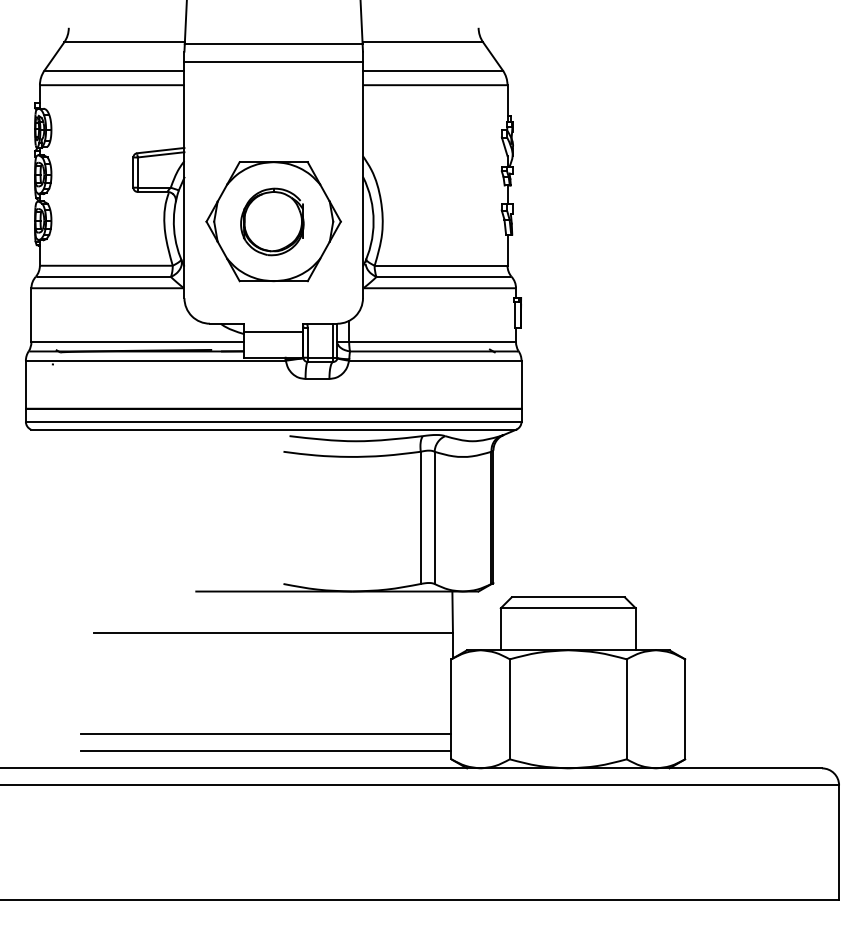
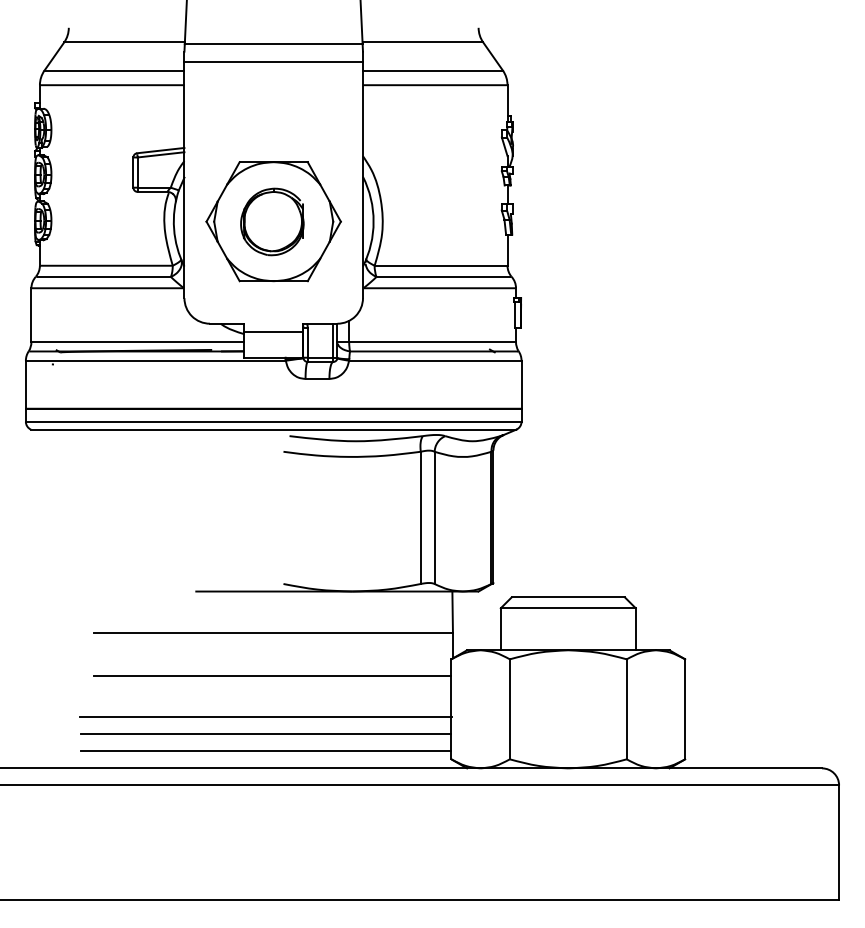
line: none -> present (272, 676)
line: none -> present (266, 717)
